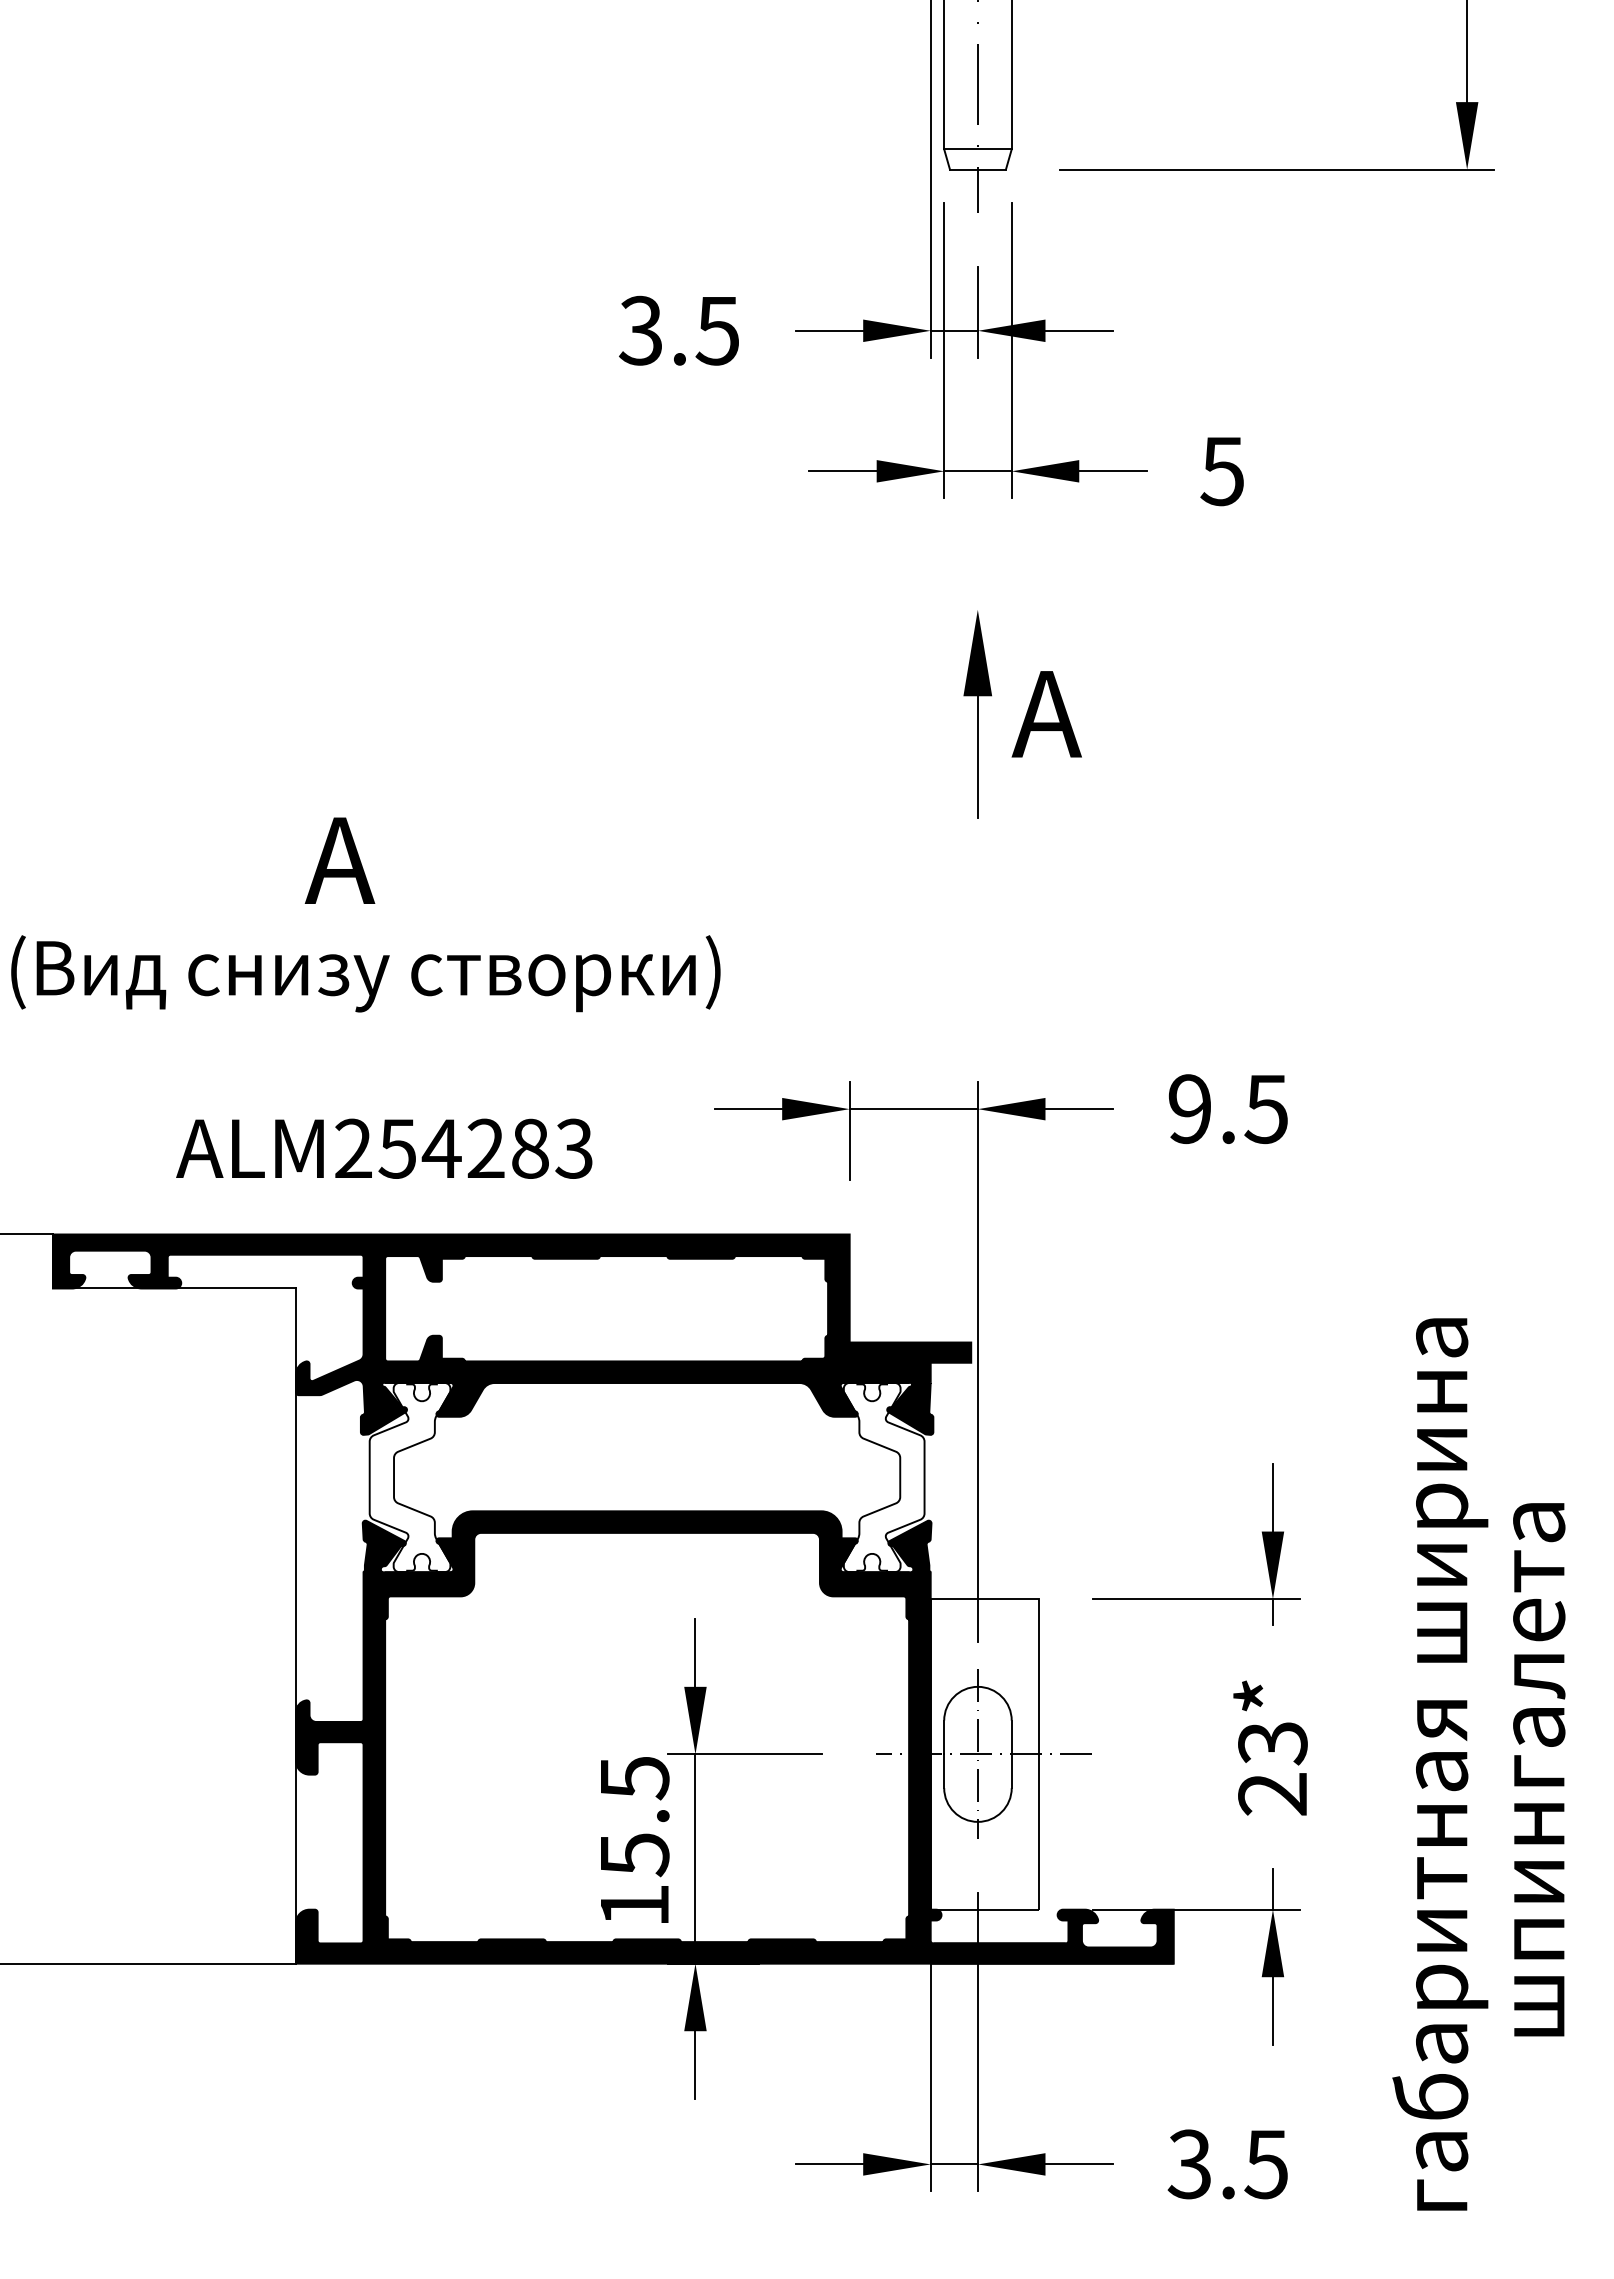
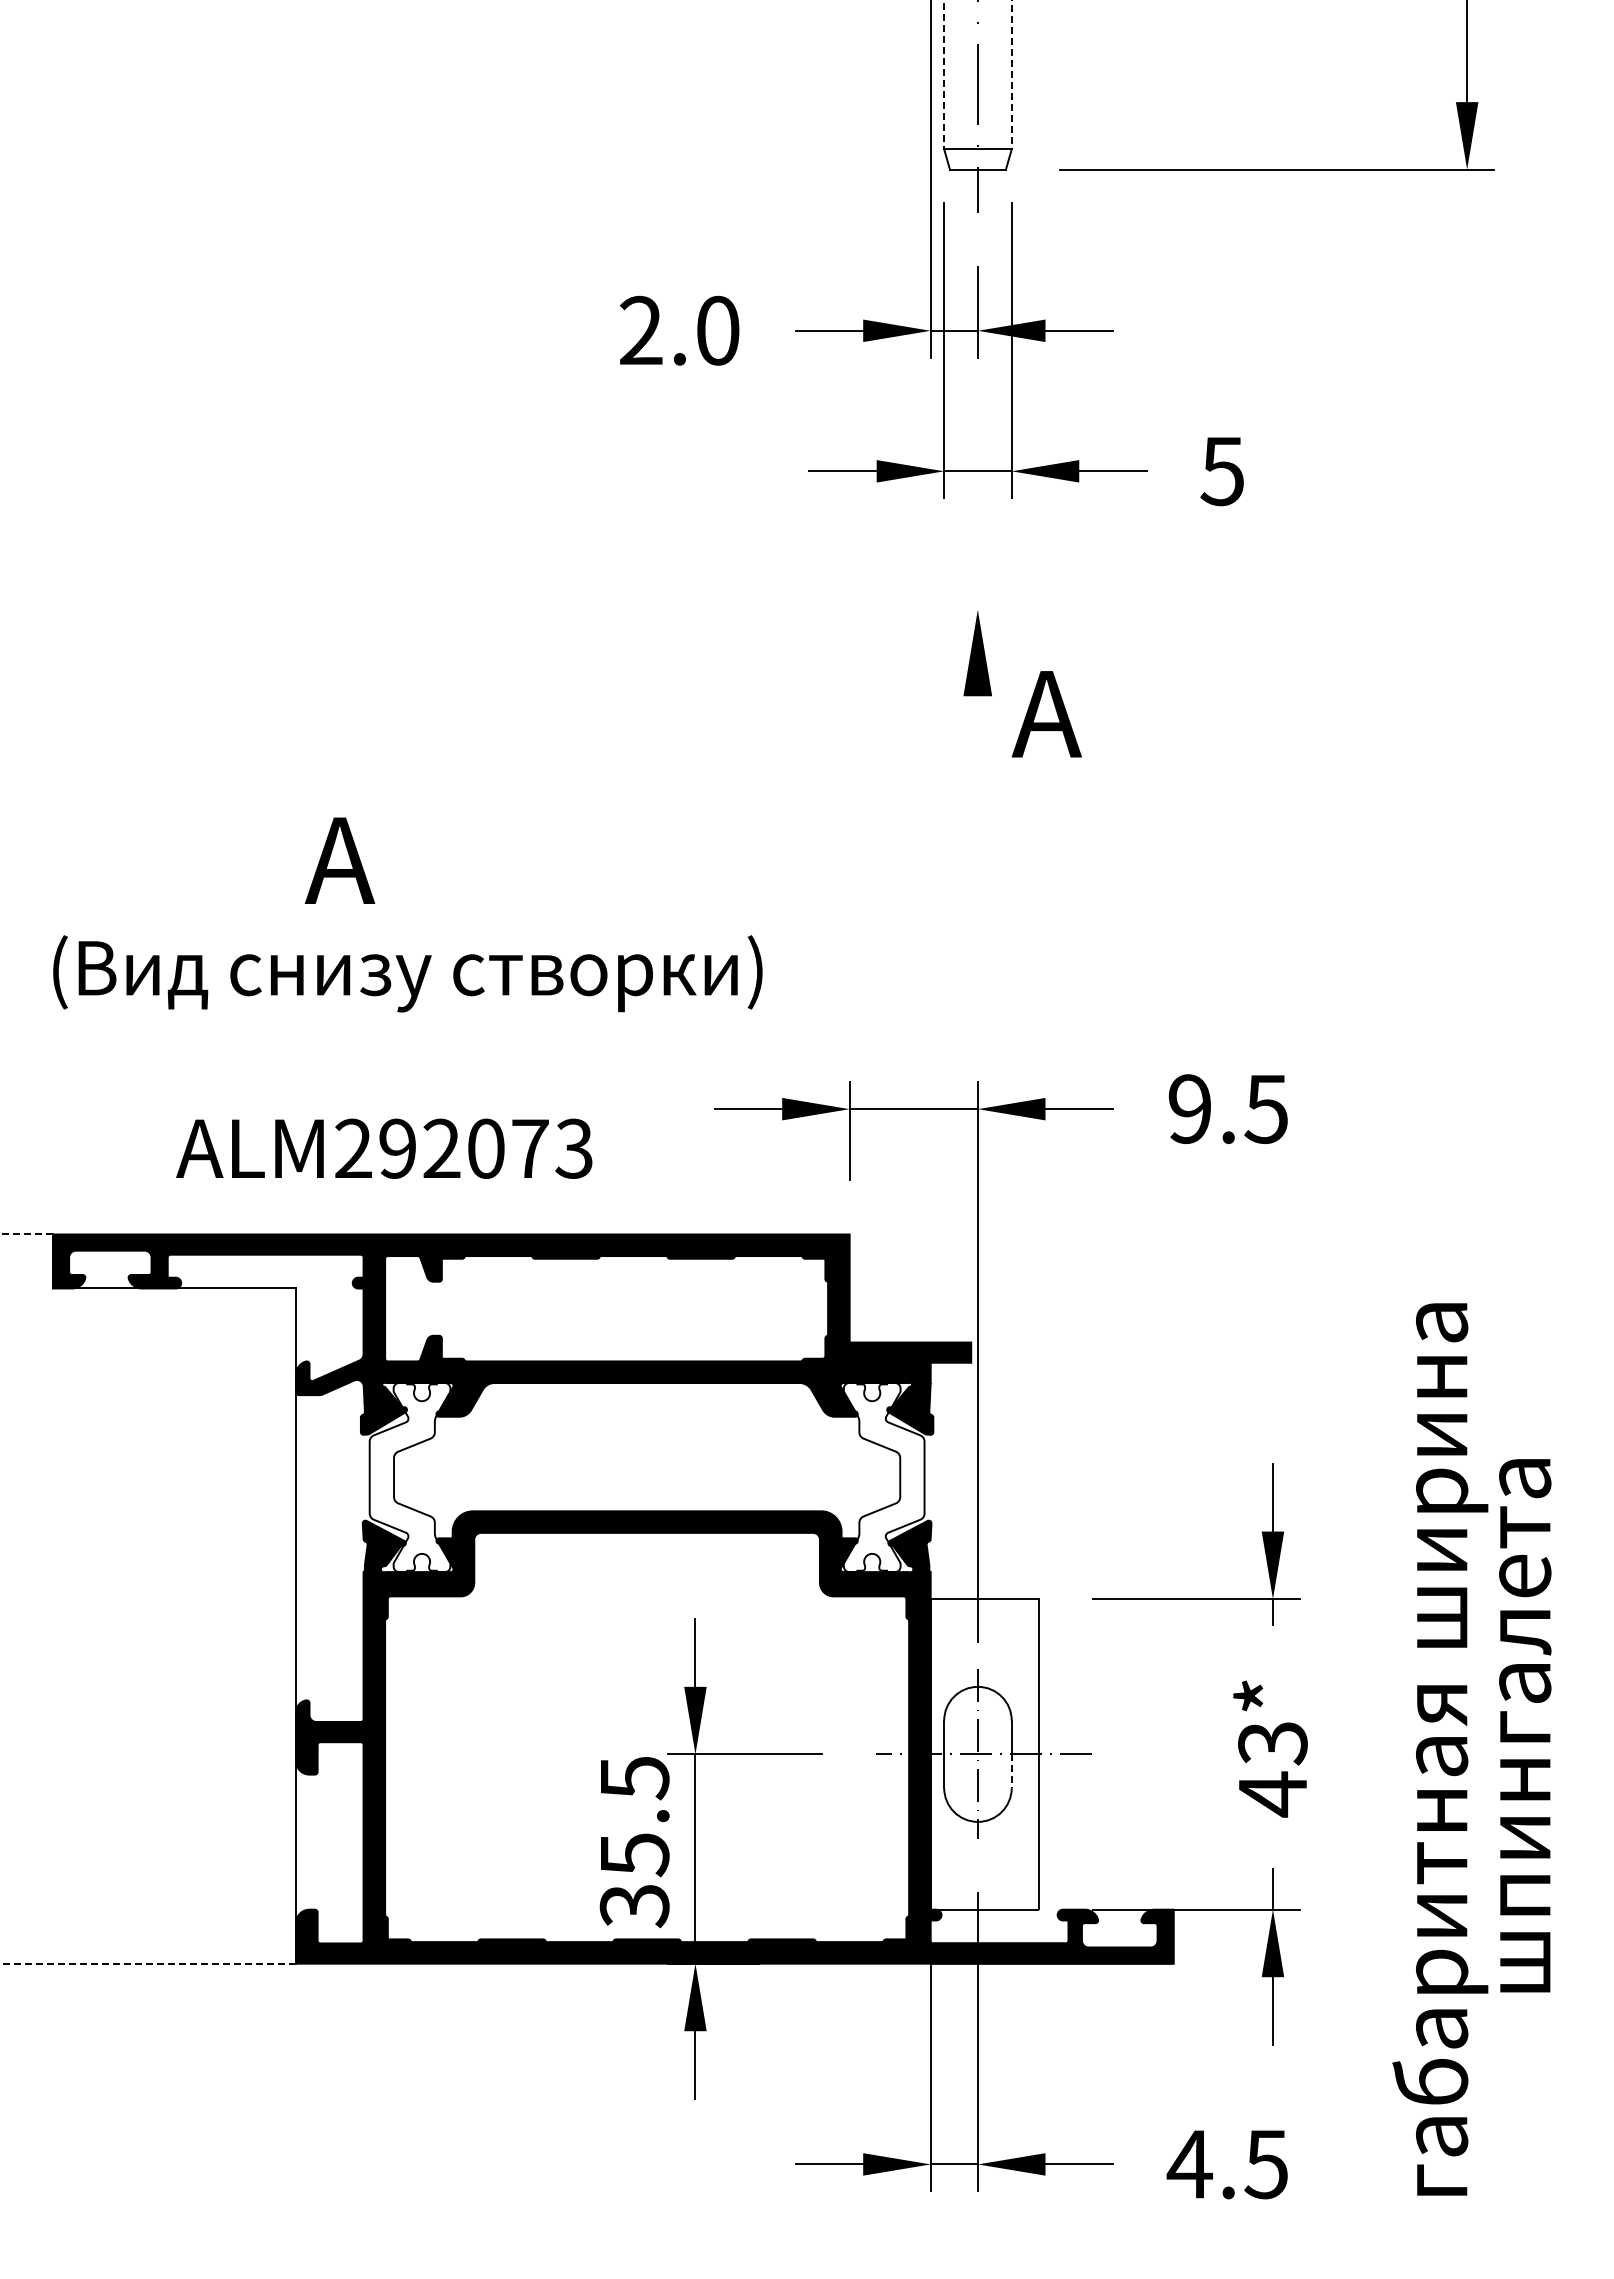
line: solid -> dashed (944, 75)
line: solid -> dashed (1011, 75)
text: 3.5 -> 2.0 (679, 330)
line: present -> none (977, 757)
text position: (365, 973) -> (407, 973) (407, 973)
text: ALM254283 -> ALM292073 (463, 1148)
line: solid -> dashed (26, 1234)
text position: (1440, 1764) -> (1440, 1749) (1440, 1749)
text position: (1539, 1769) -> (1525, 1725) (1525, 1725)
line: solid -> dashed (1011, 1771)
text: 23* -> 43* (1272, 1794)
text: 15.5 -> 35.5 (634, 1906)
line: solid -> dashed (148, 1963)
text: 3.5 -> 4.5 (1189, 2164)
